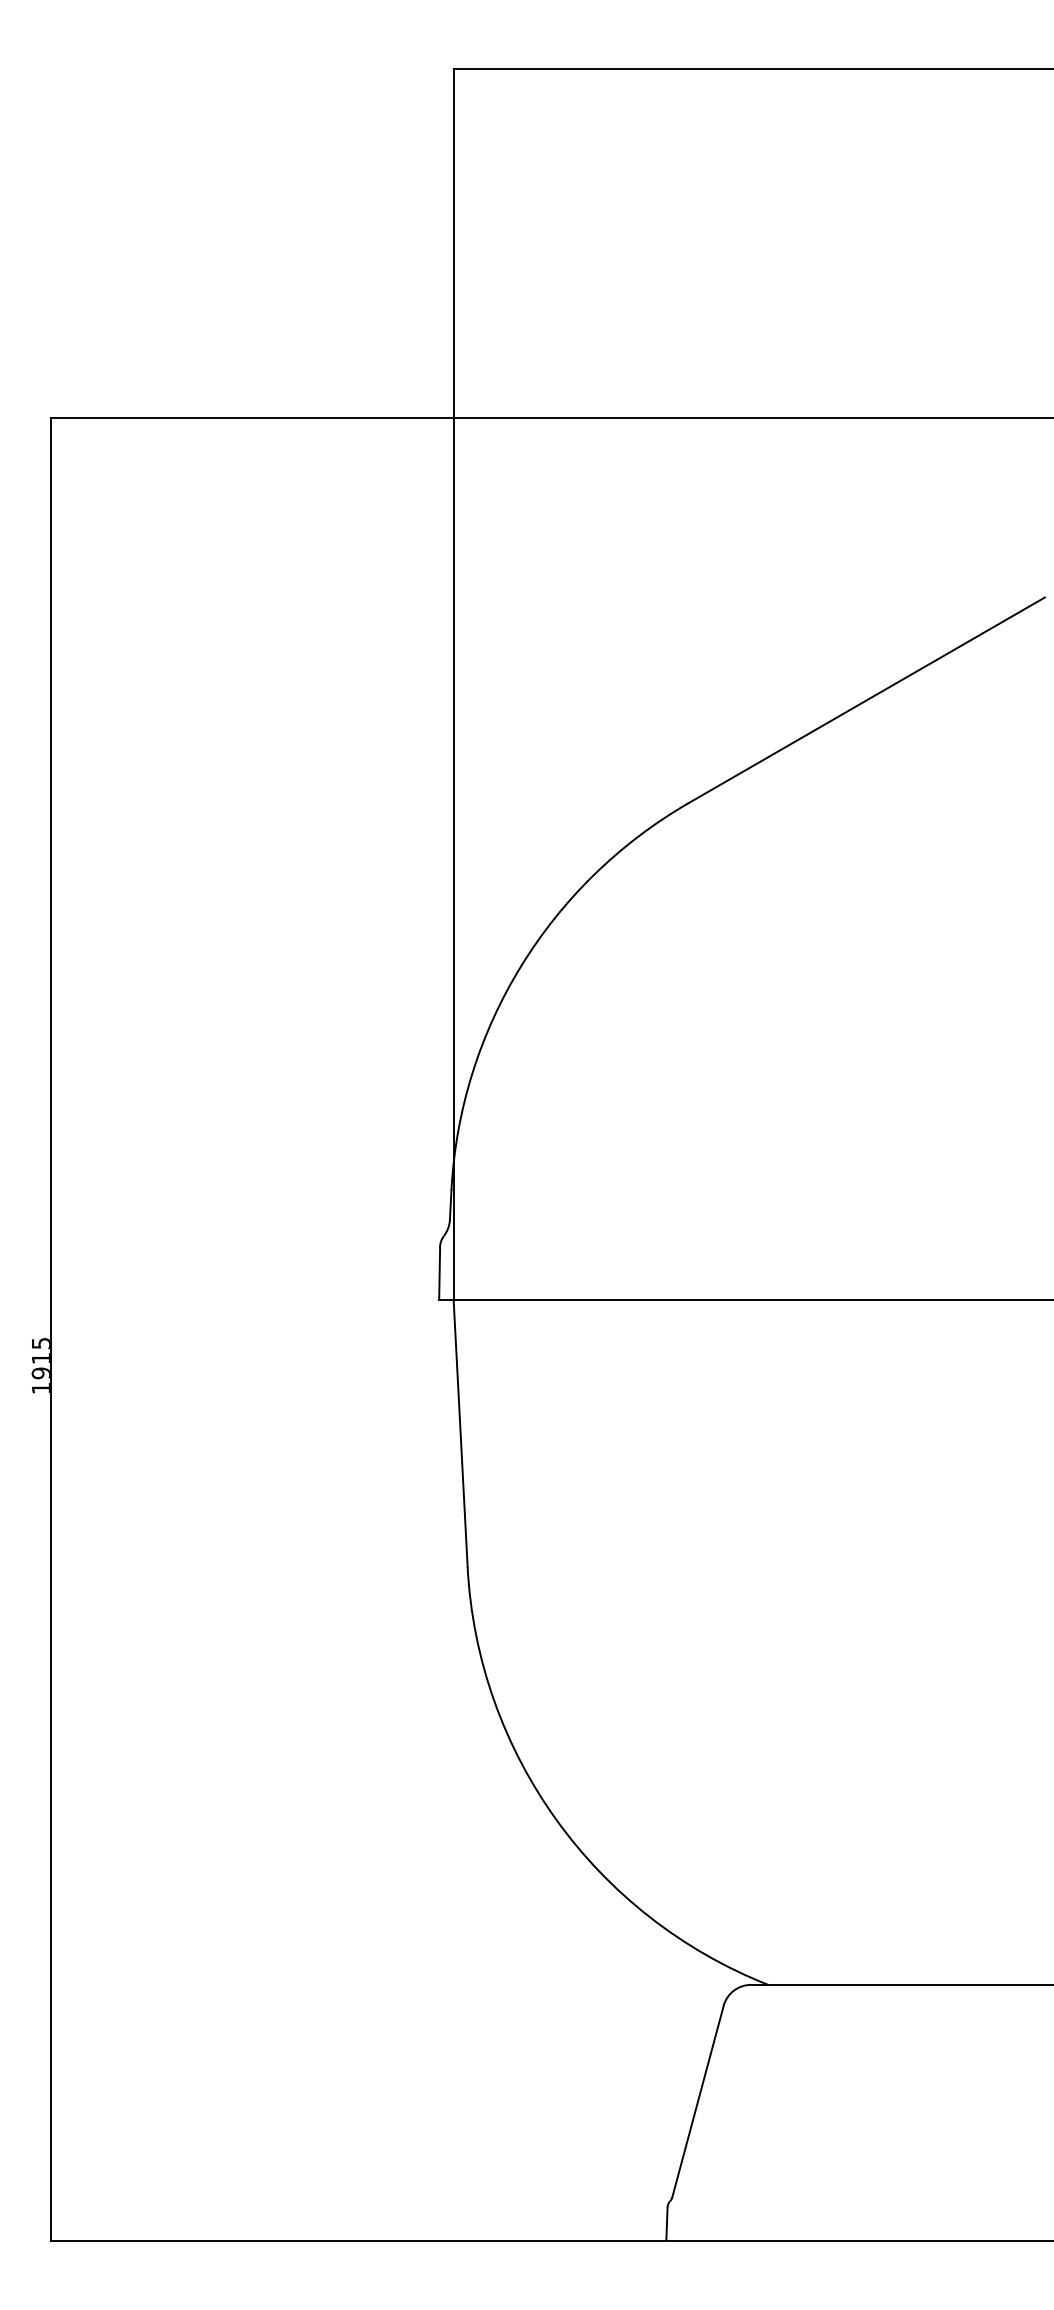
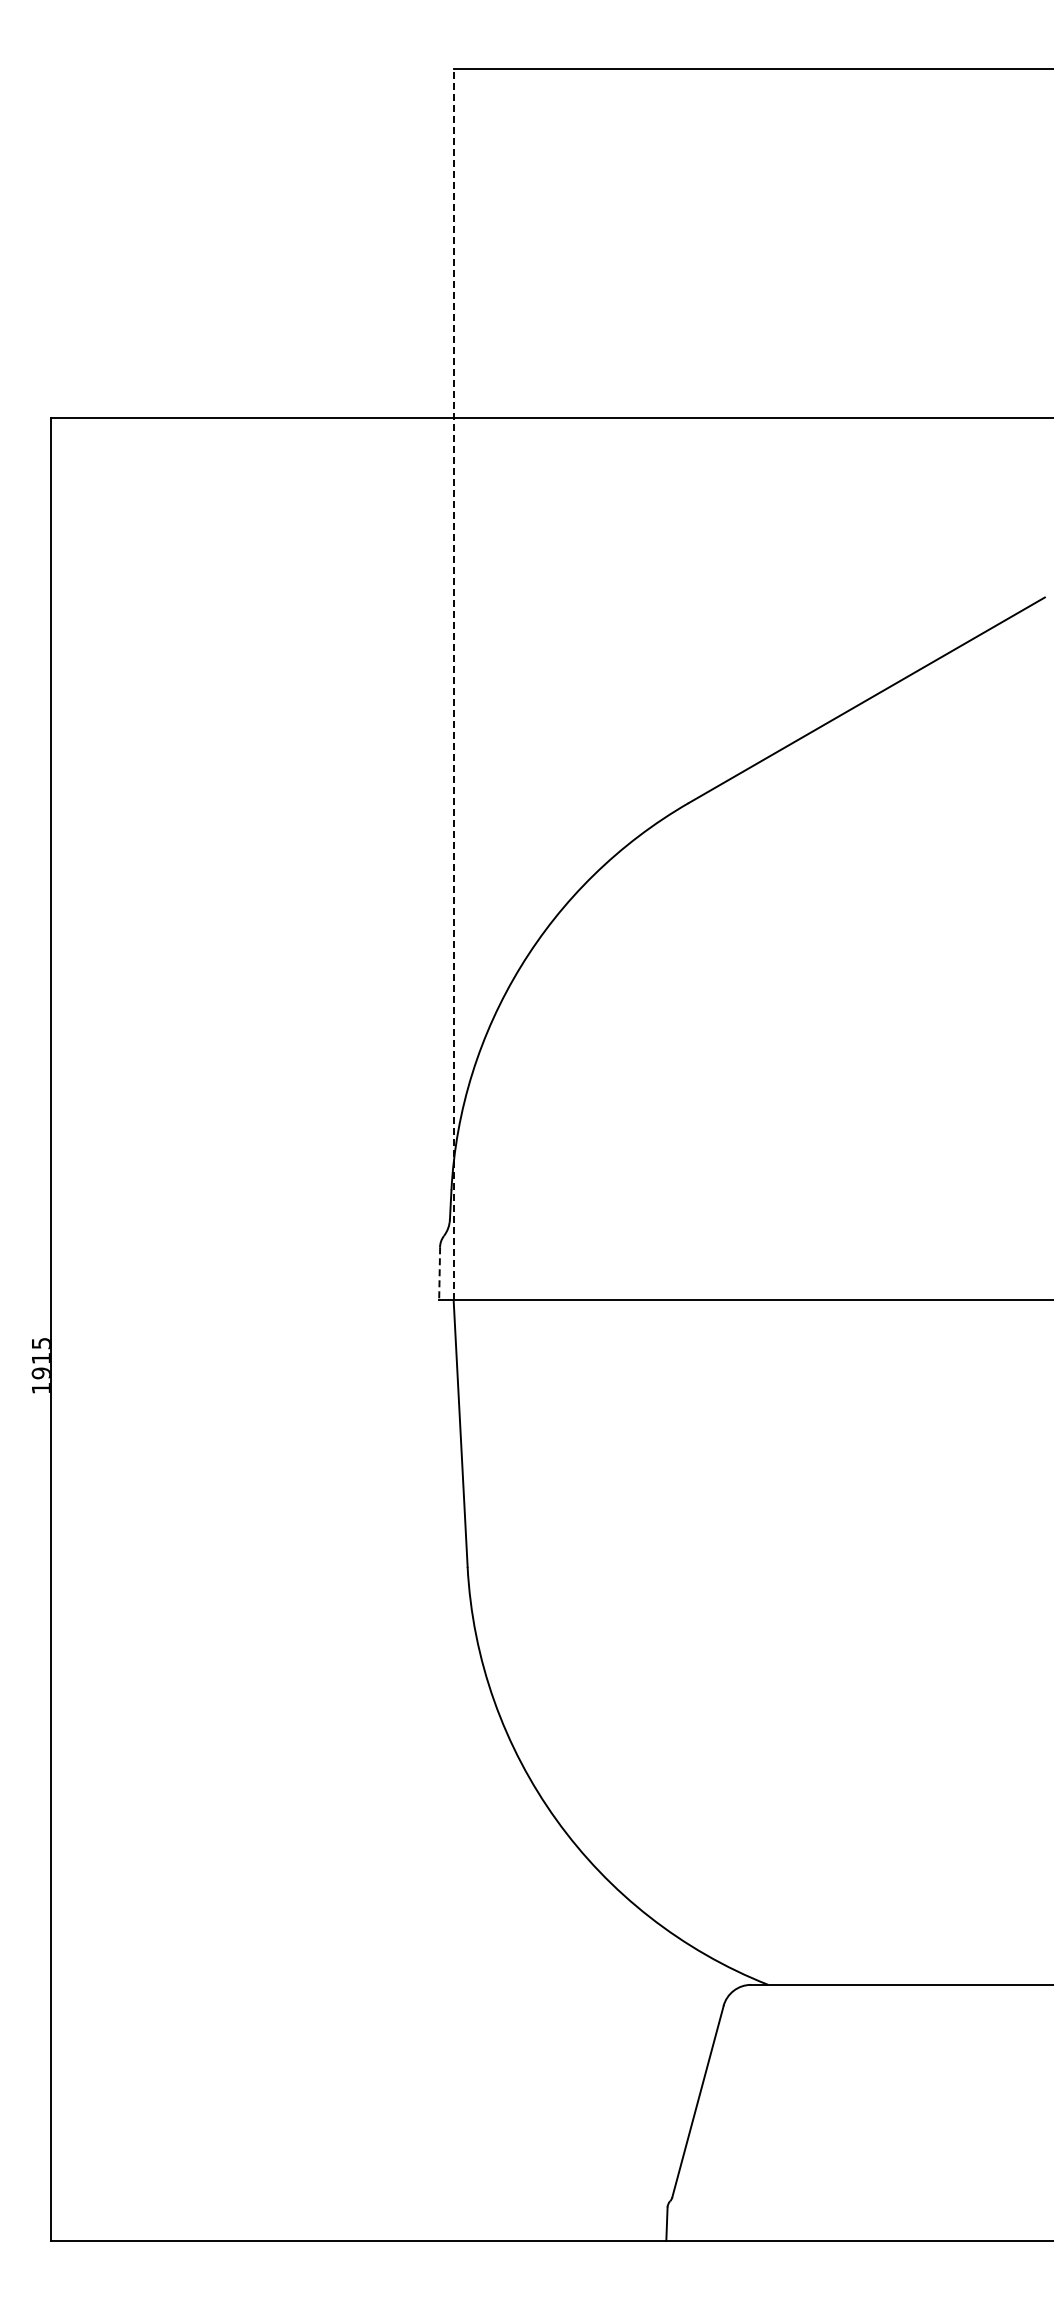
line: solid -> dashed (453, 684)
line: solid -> dashed (439, 1274)
